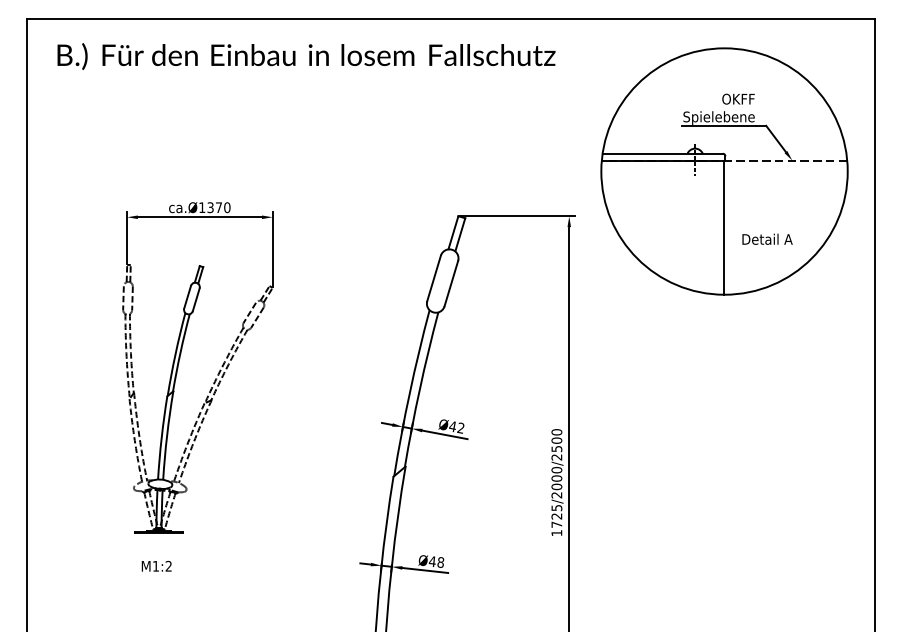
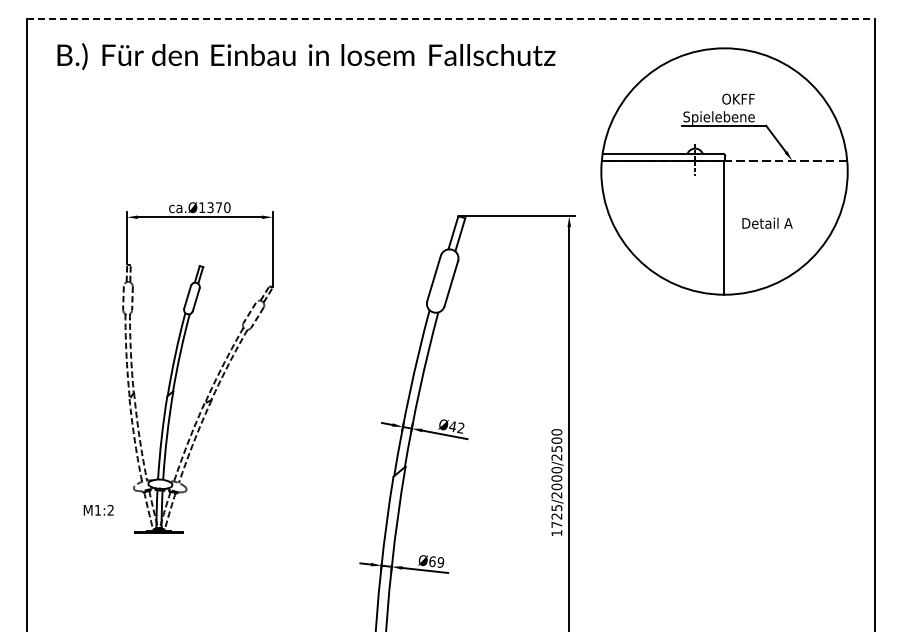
line: solid -> dashed (451, 18)
text position: (767, 238) -> (767, 222) (767, 222)
text: Ø48 -> Ø69 (436, 561)
text position: (156, 565) -> (98, 509) (98, 509)
